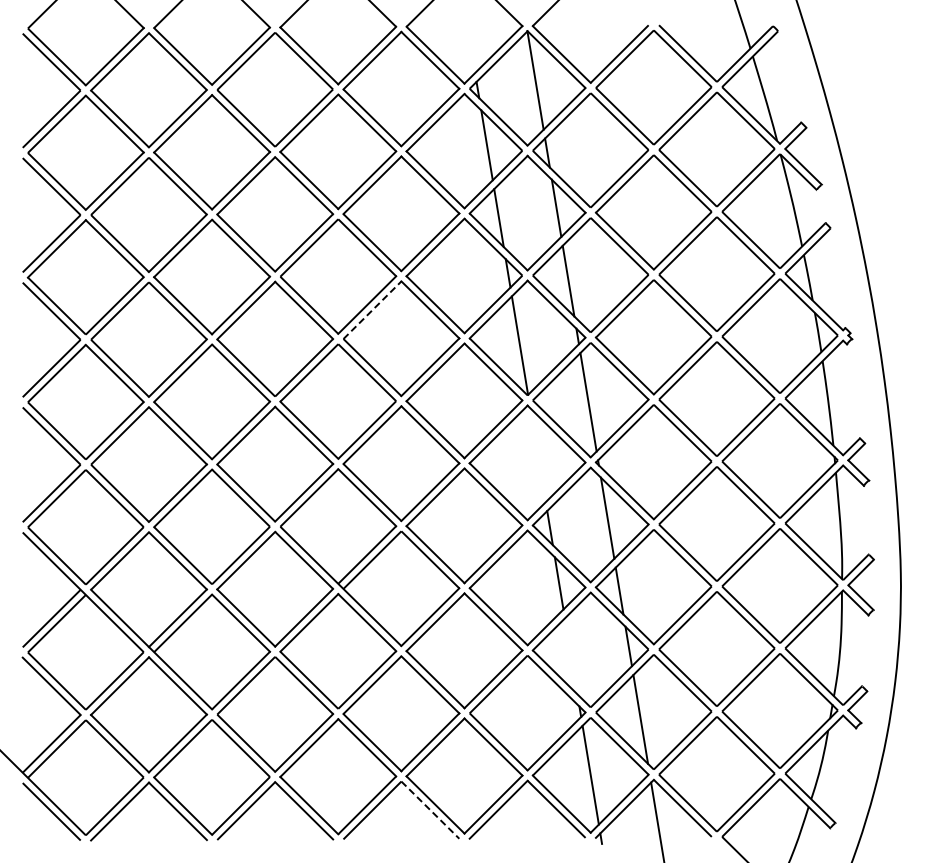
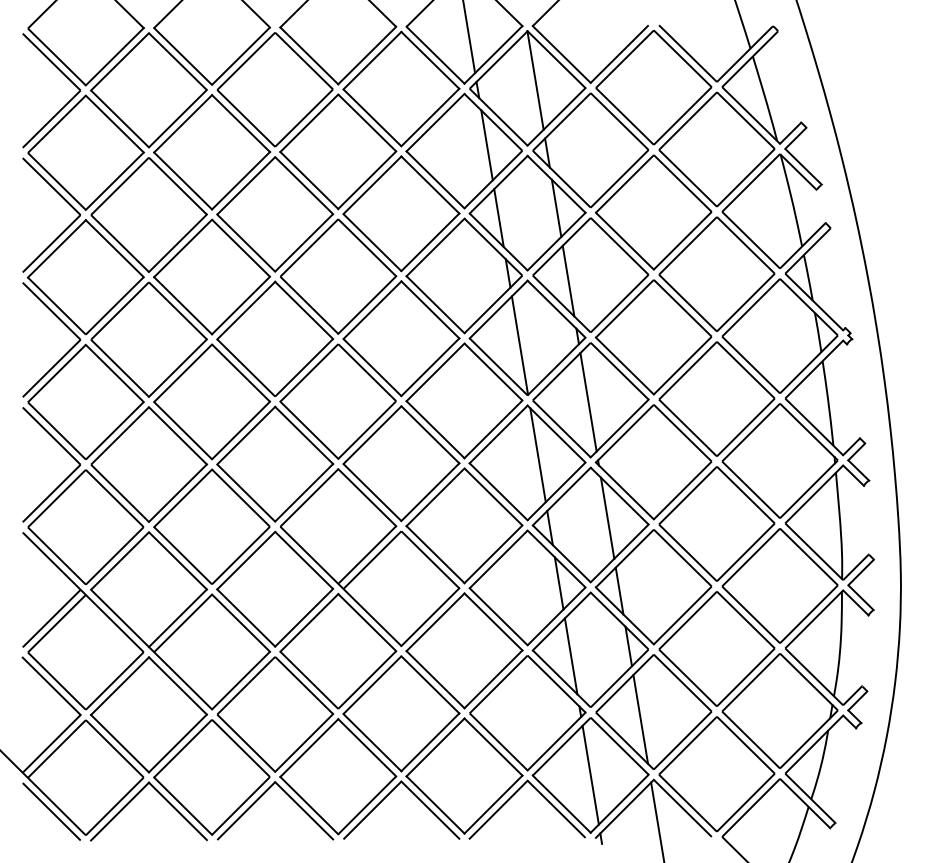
line: none -> present (469, 37)
line: dashed -> solid (372, 310)
line: none -> present (537, 455)
line: none -> present (570, 656)
line: dashed -> solid (430, 810)
